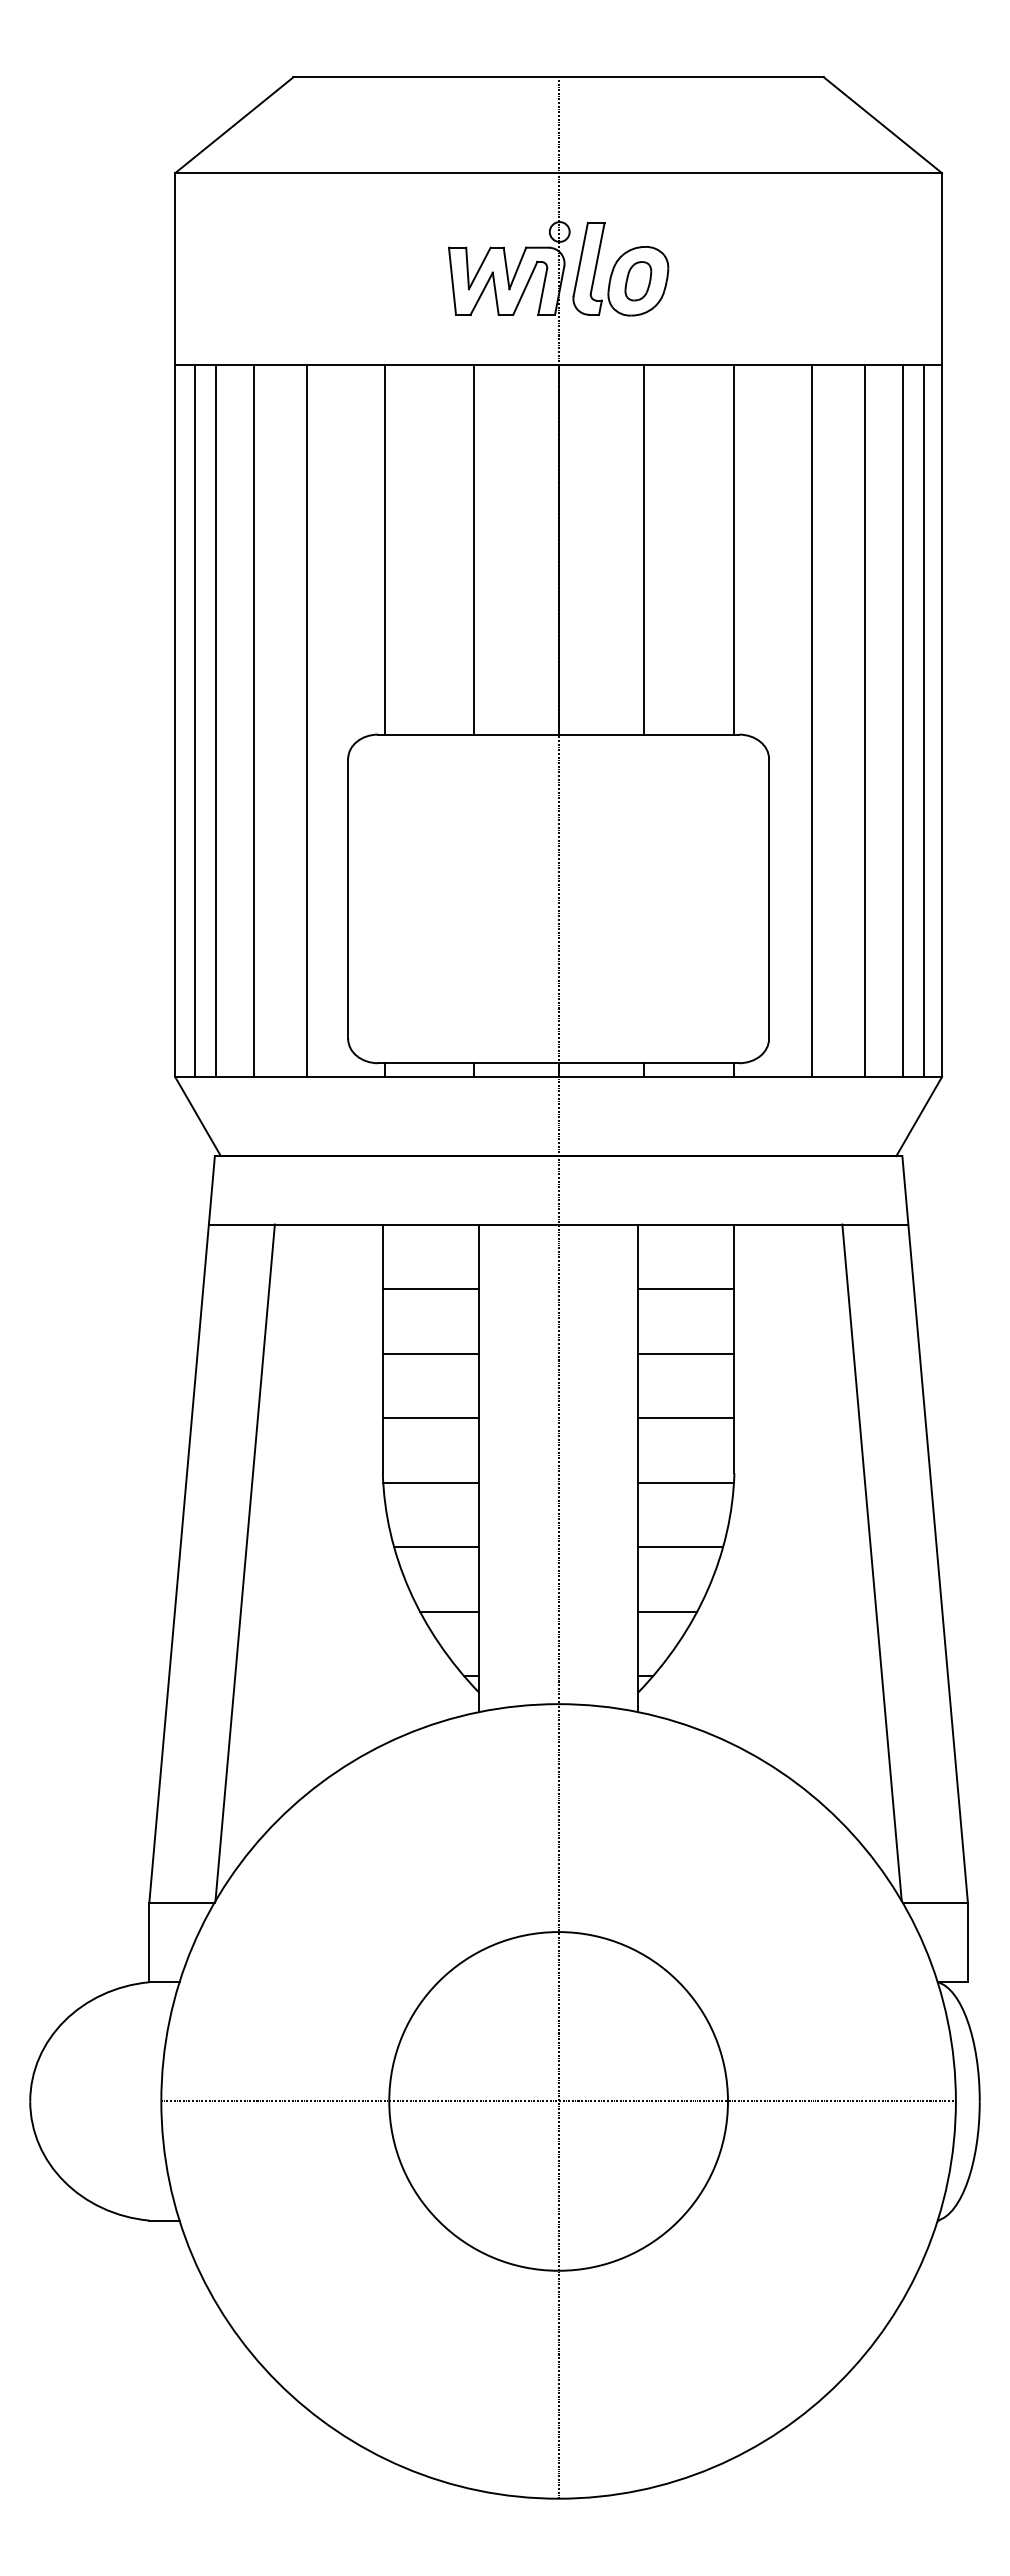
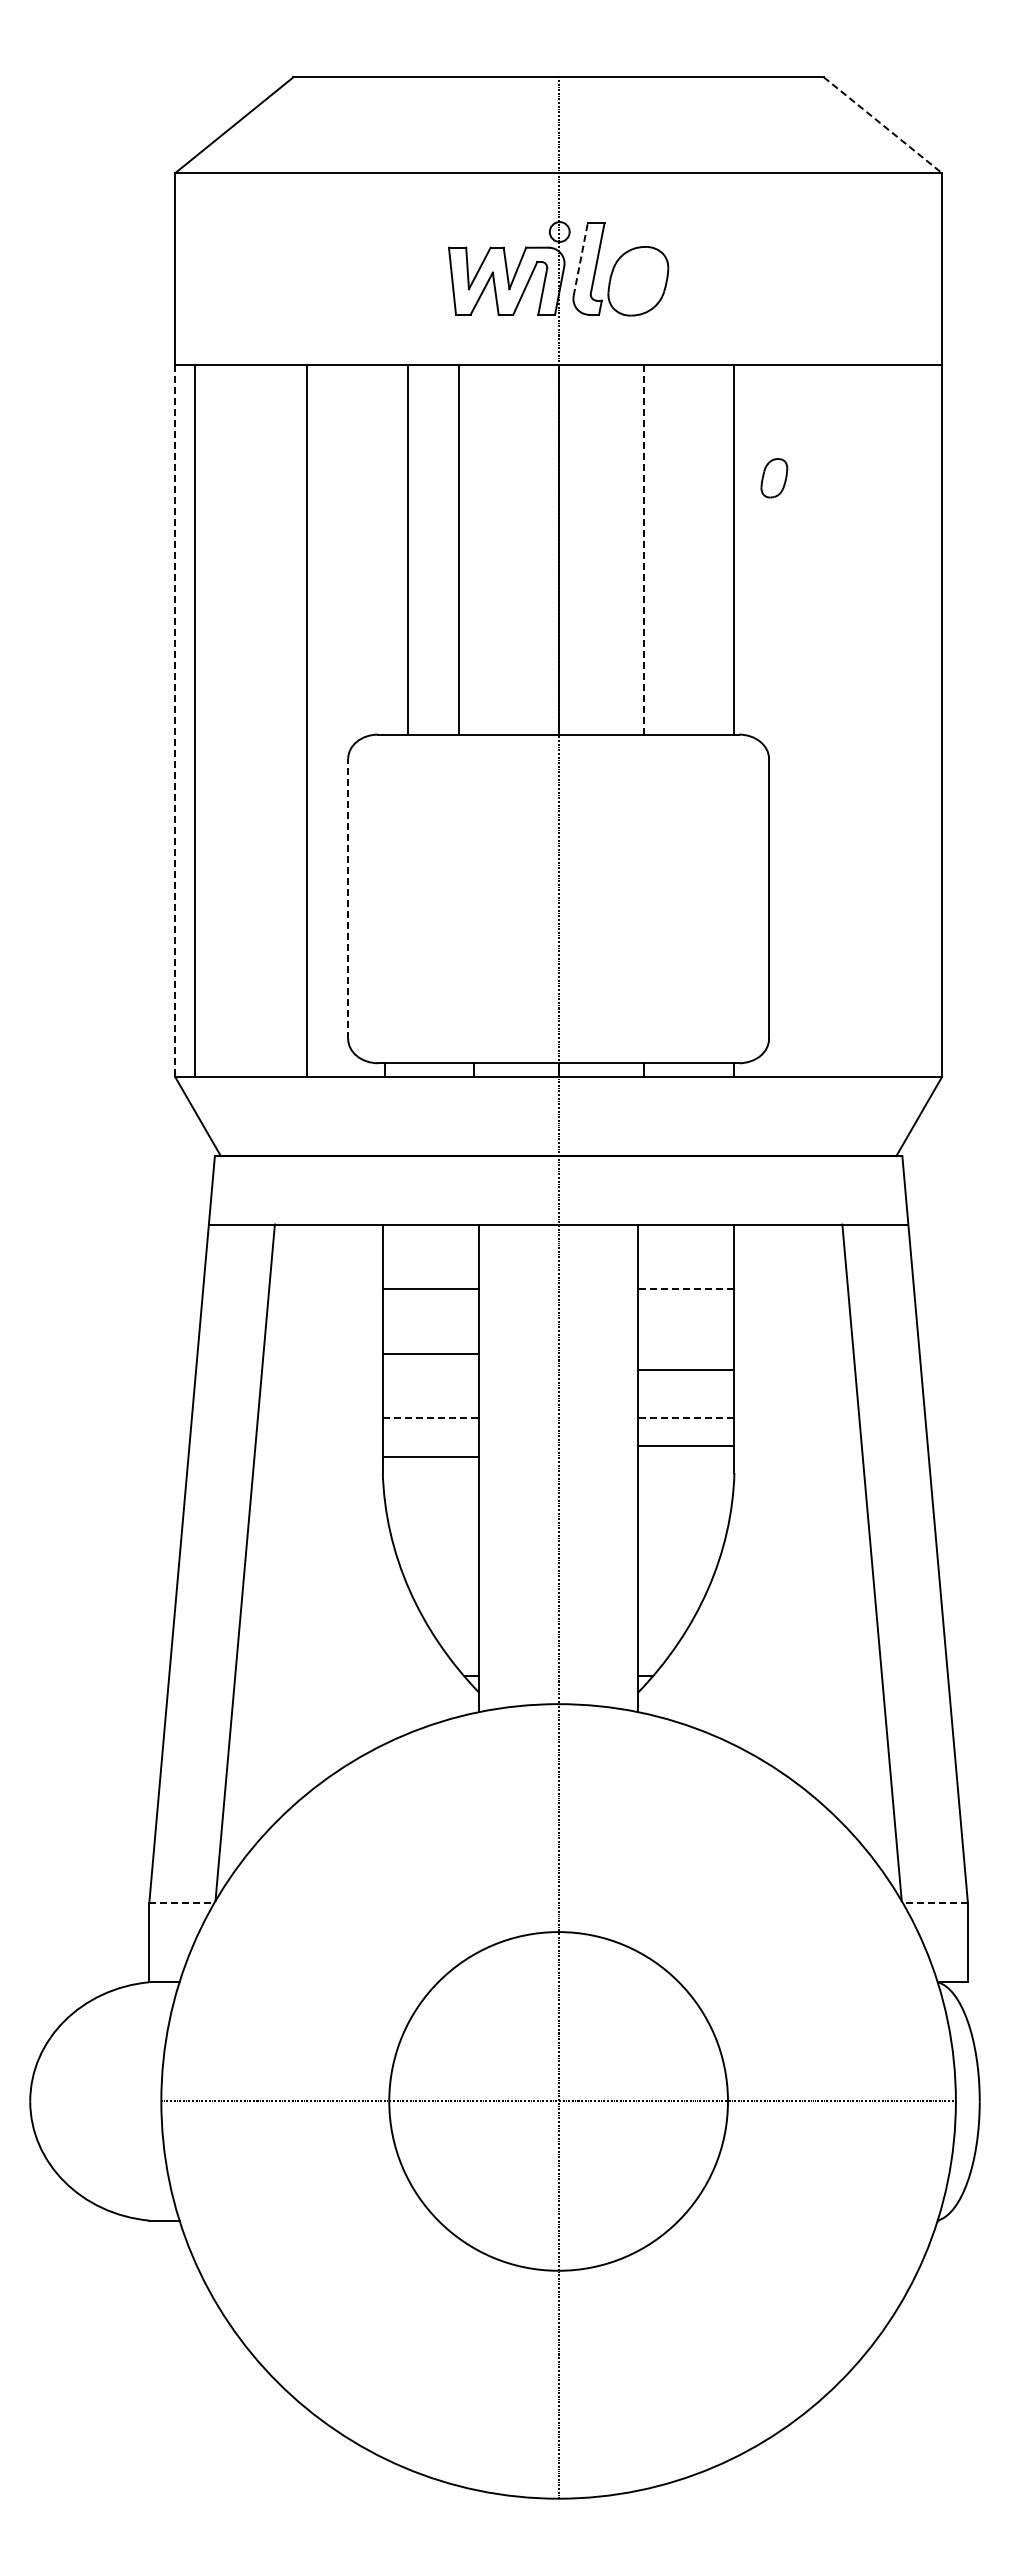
line: solid -> dashed (883, 125)
line: solid -> dashed (580, 259)
part position: (638, 281) -> (774, 478) (774, 478)
line position: (384, 549) -> (407, 549) (407, 549)
line position: (474, 549) -> (459, 549) (459, 549)
line: solid -> dashed (644, 549)
line: present -> none (215, 720)
line: present -> none (253, 720)
line: present -> none (812, 720)
line: present -> none (865, 720)
line: present -> none (903, 720)
line: present -> none (923, 720)
line: solid -> dashed (175, 721)
line: solid -> dashed (348, 898)
line: solid -> dashed (685, 1289)
line position: (686, 1353) -> (686, 1369) (686, 1369)
line: solid -> dashed (431, 1418)
line: solid -> dashed (685, 1418)
line position: (431, 1482) -> (431, 1456) (431, 1456)
line position: (685, 1482) -> (685, 1445) (685, 1445)
line: present -> none (436, 1547)
line: present -> none (680, 1547)
line: present -> none (449, 1611)
line: present -> none (667, 1611)
line: solid -> dashed (181, 1902)
line: solid -> dashed (935, 1902)
